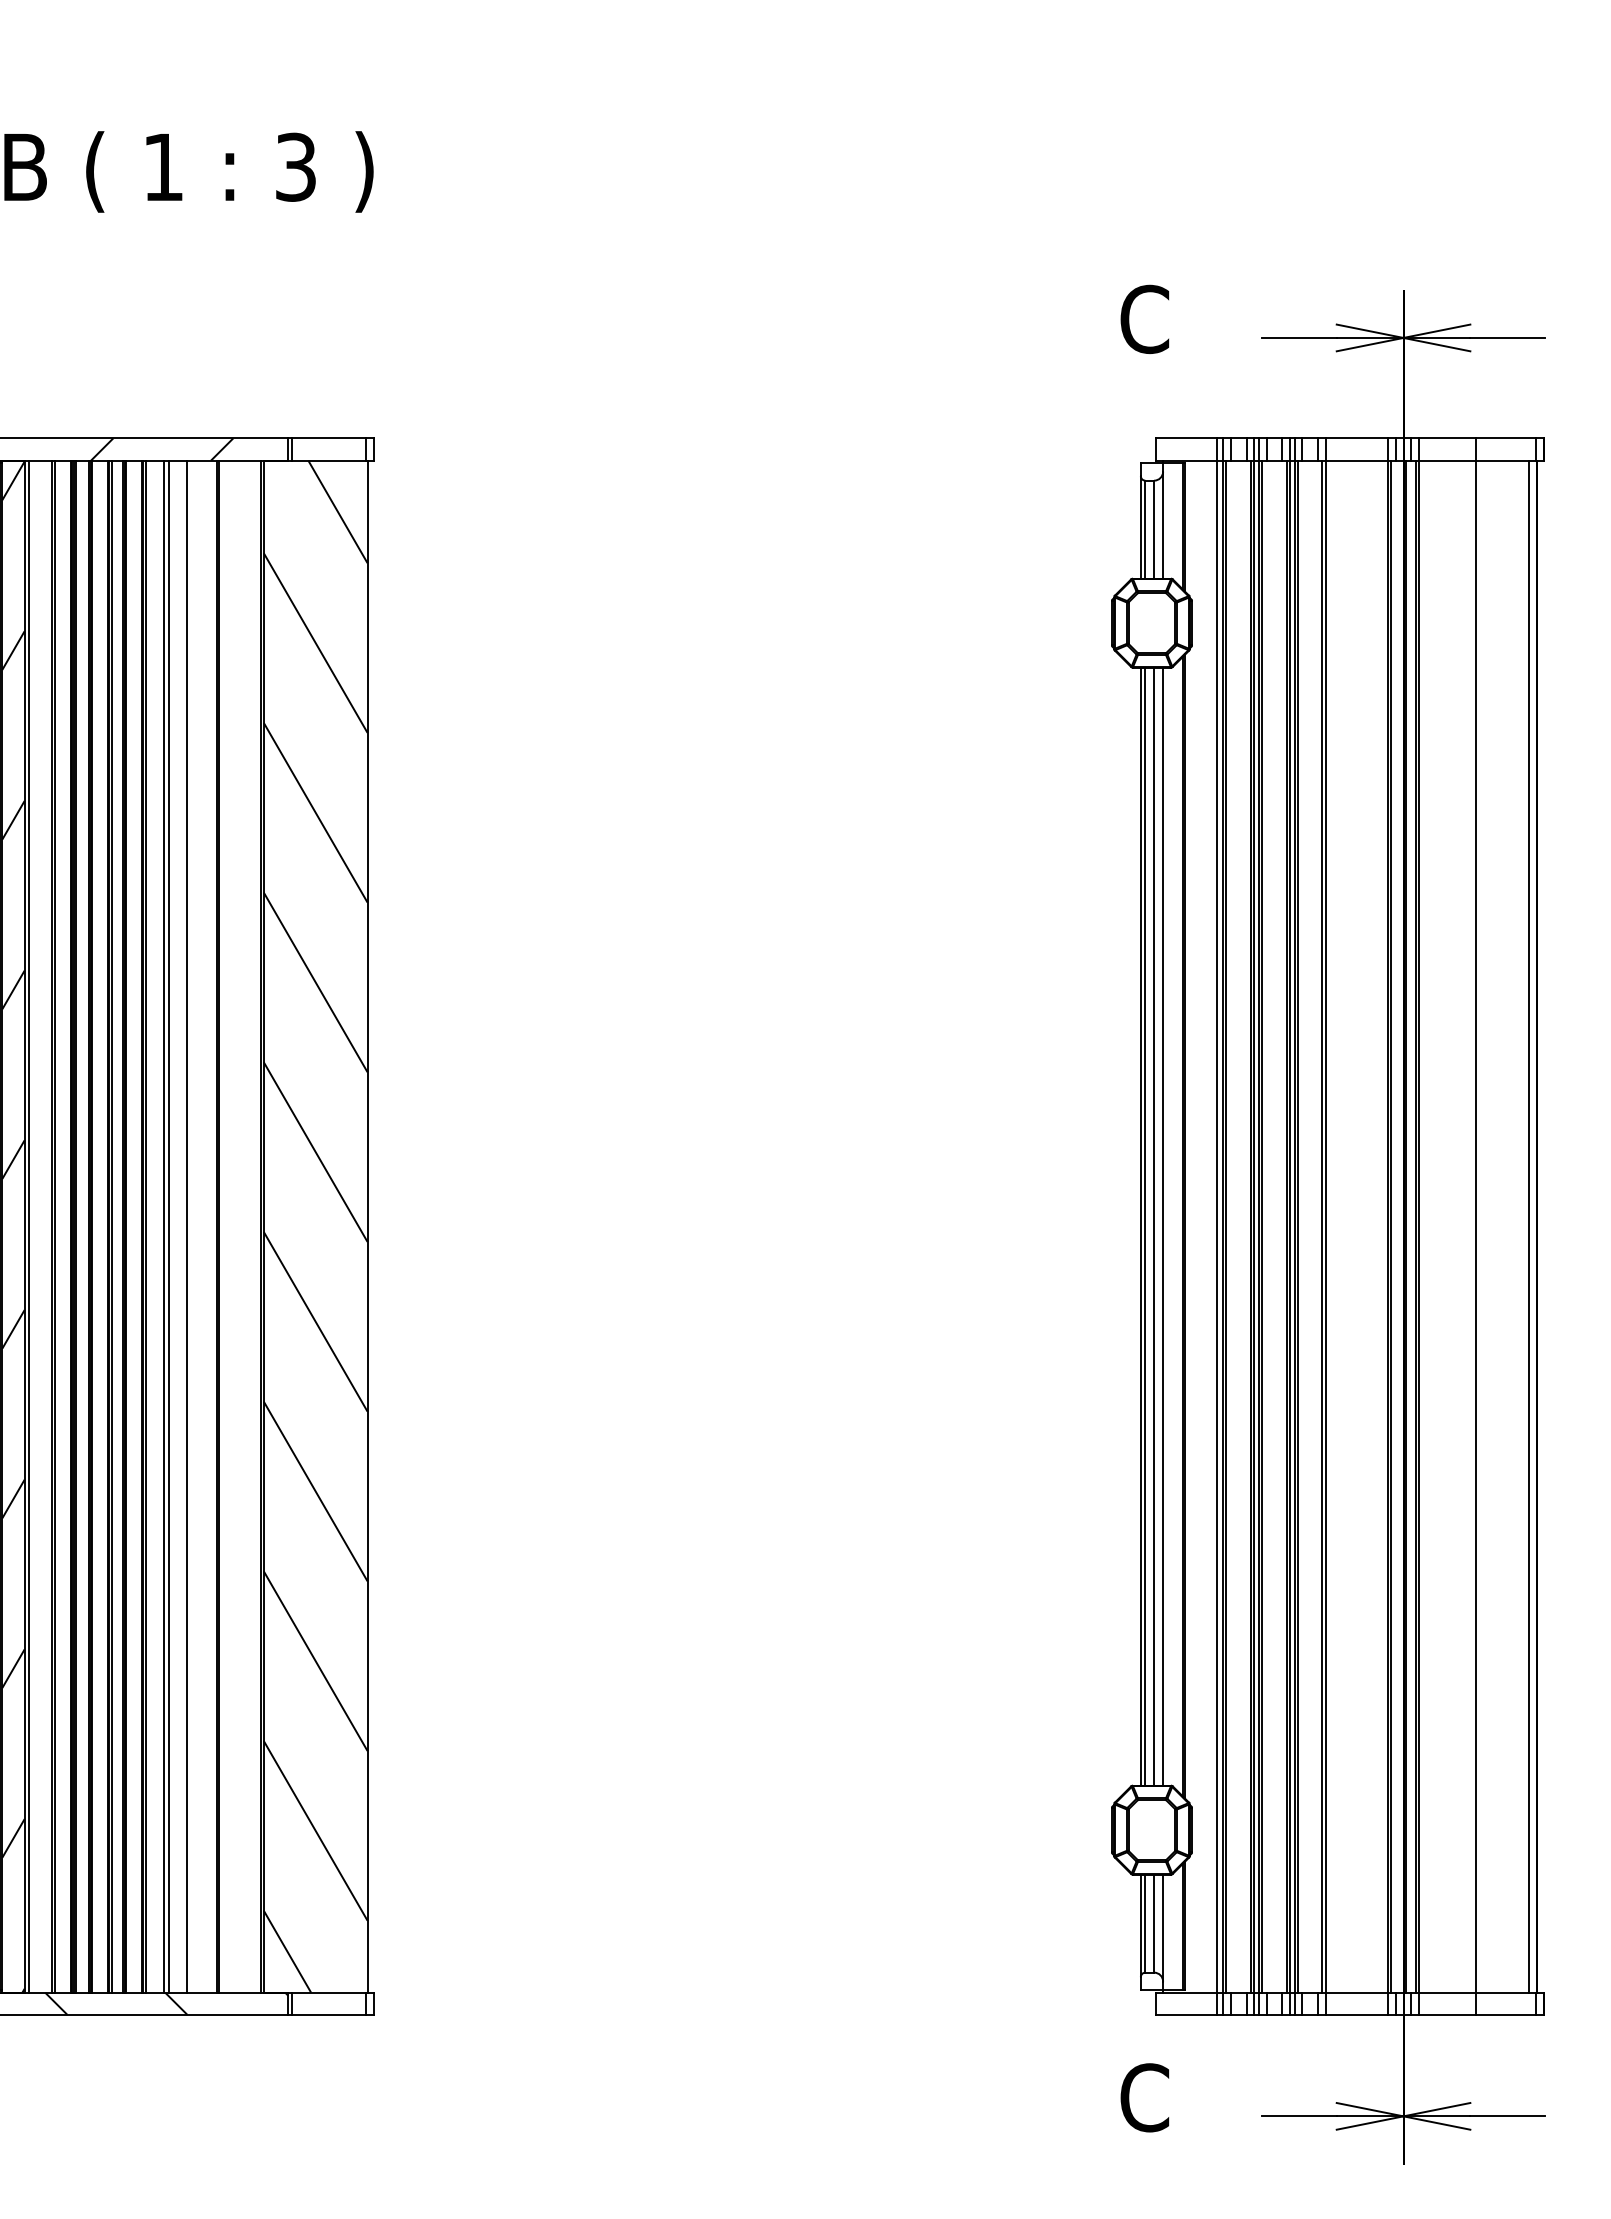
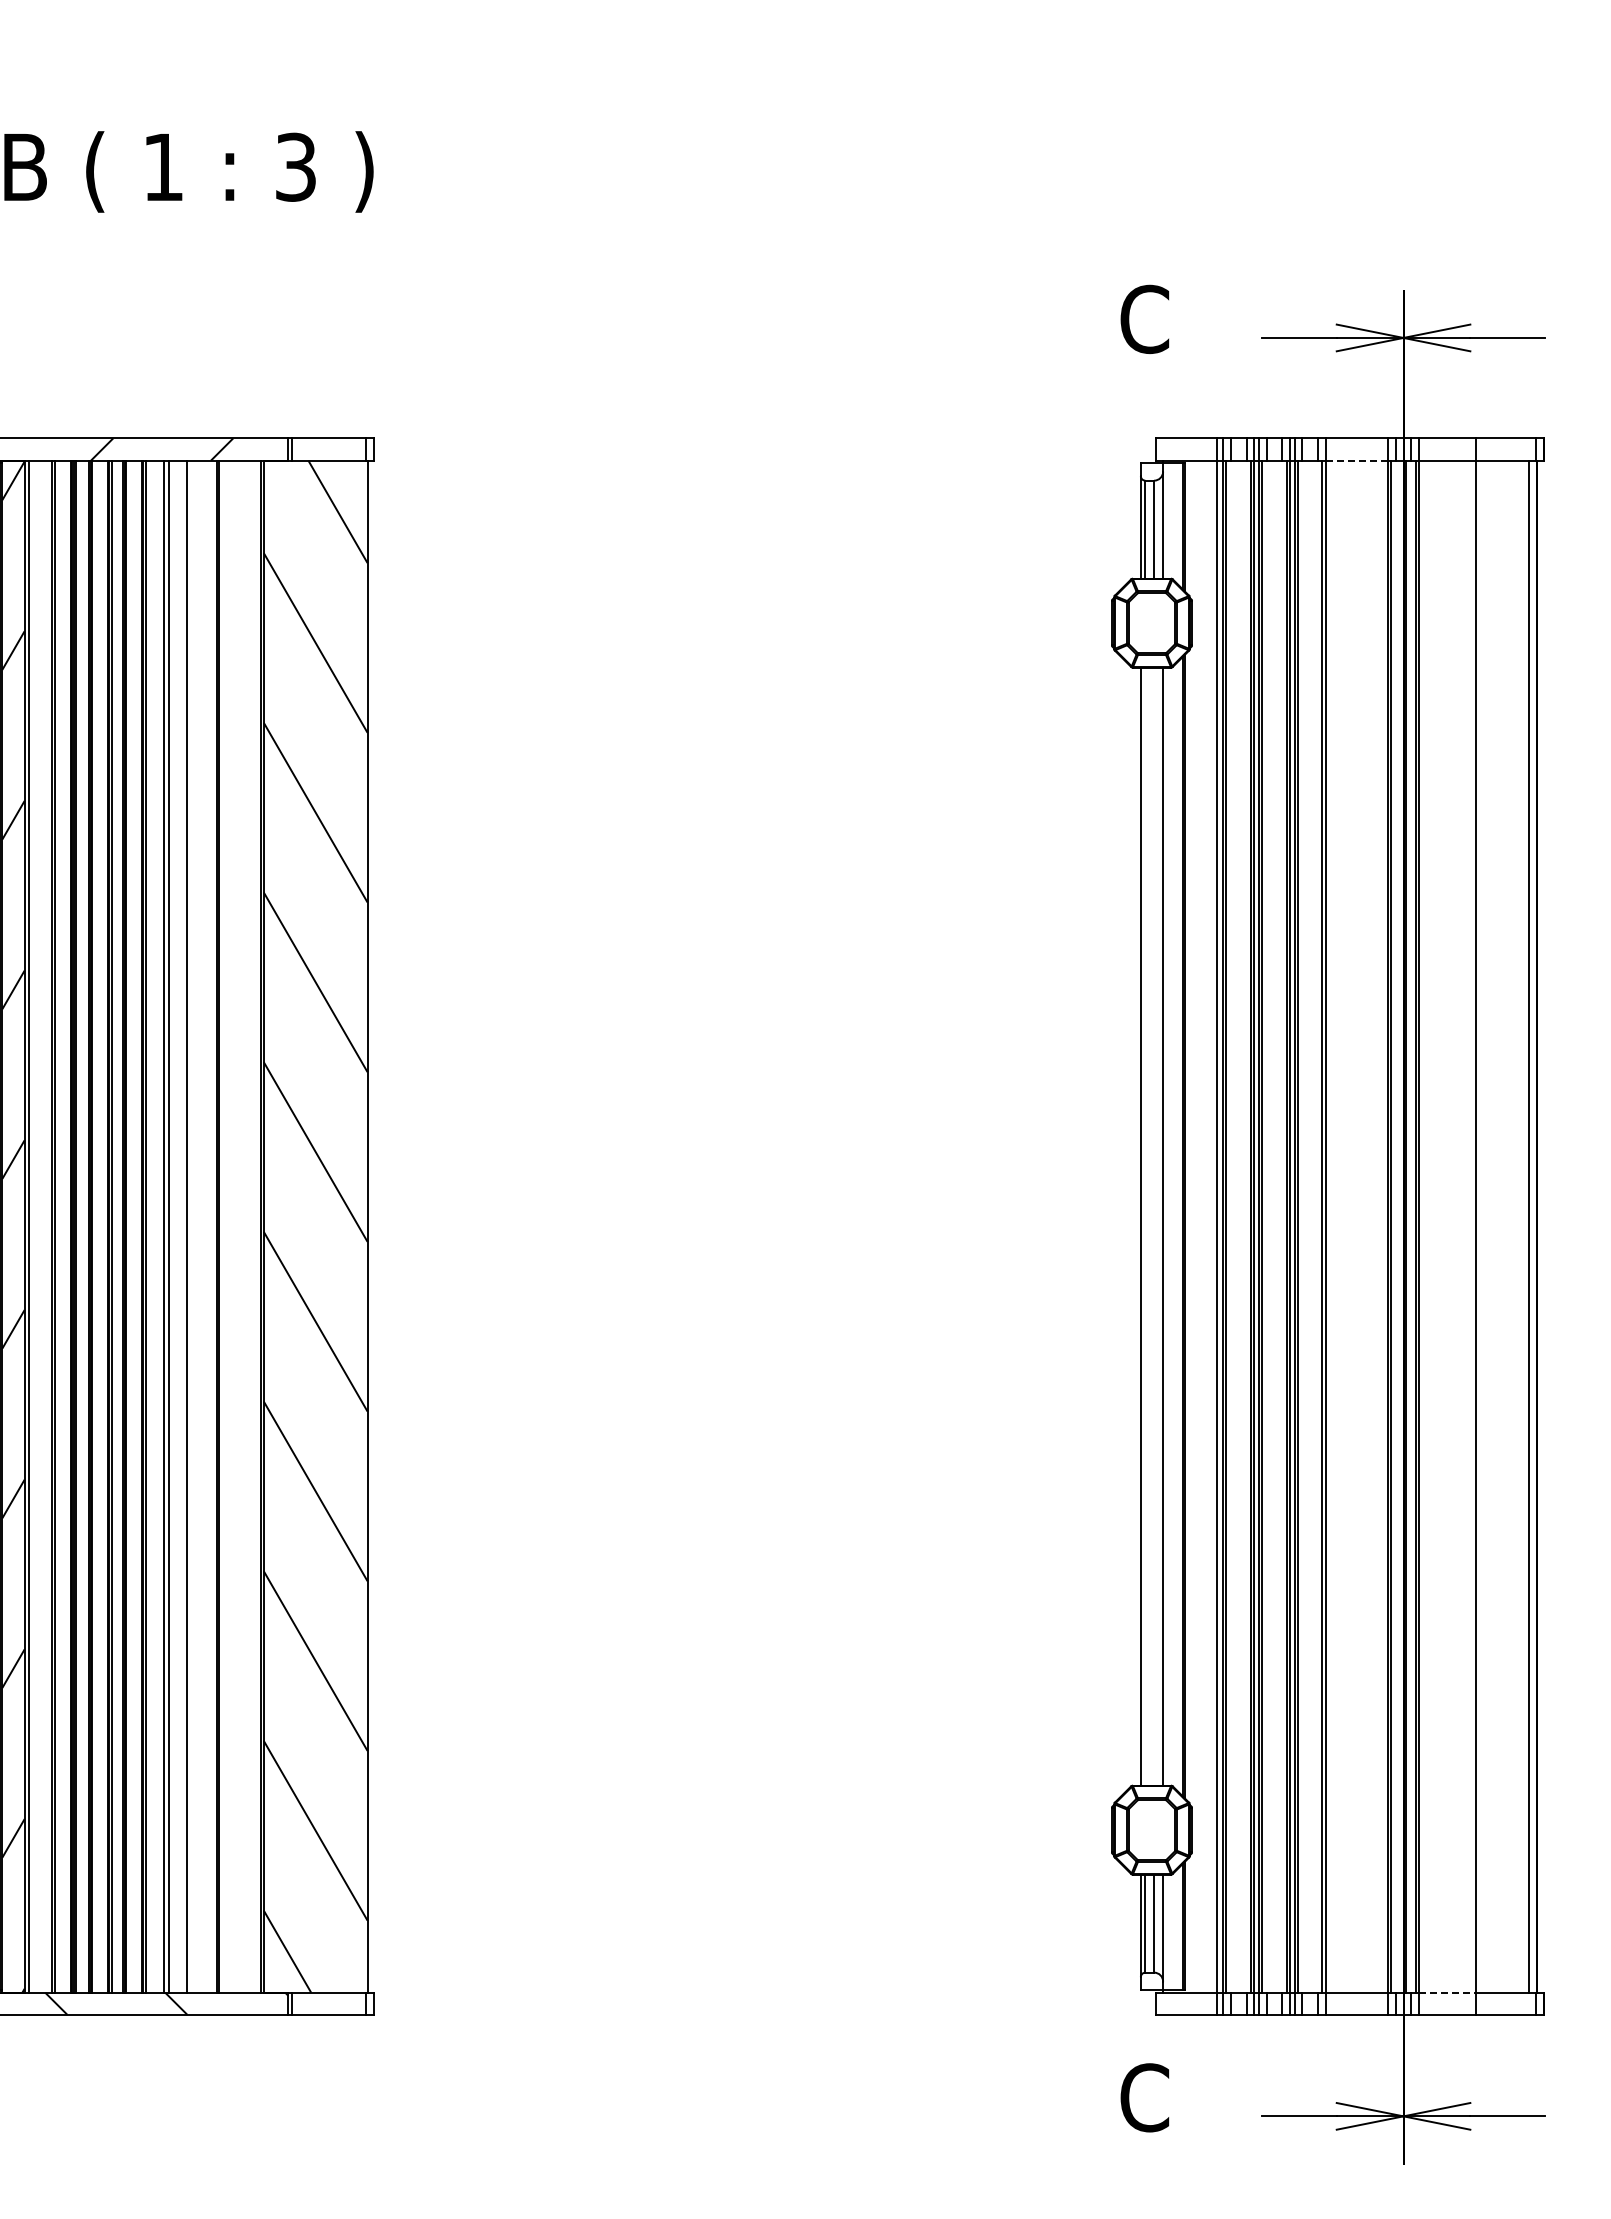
line: solid -> dashed (1356, 460)
line: present -> none (1145, 1226)
line: present -> none (1154, 1226)
line: solid -> dashed (1447, 1992)
